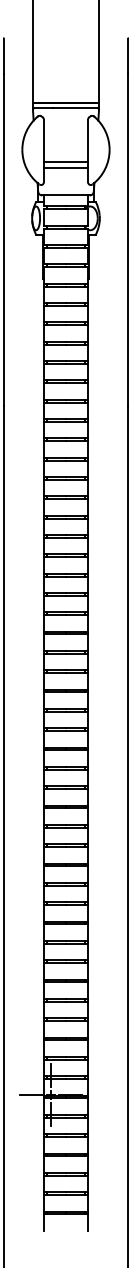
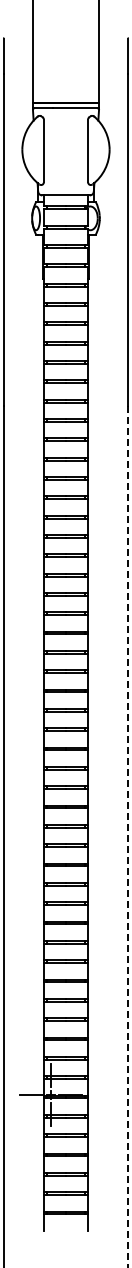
line: present -> none (65, 162)
line: present -> none (65, 167)
line: solid -> dashed (128, 836)
